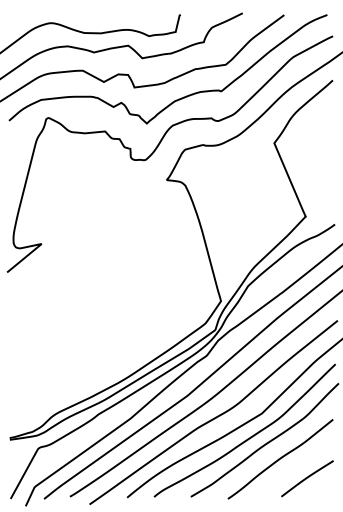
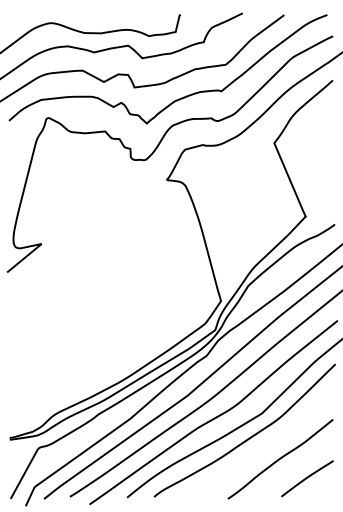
curve: present -> none (266, 442)
